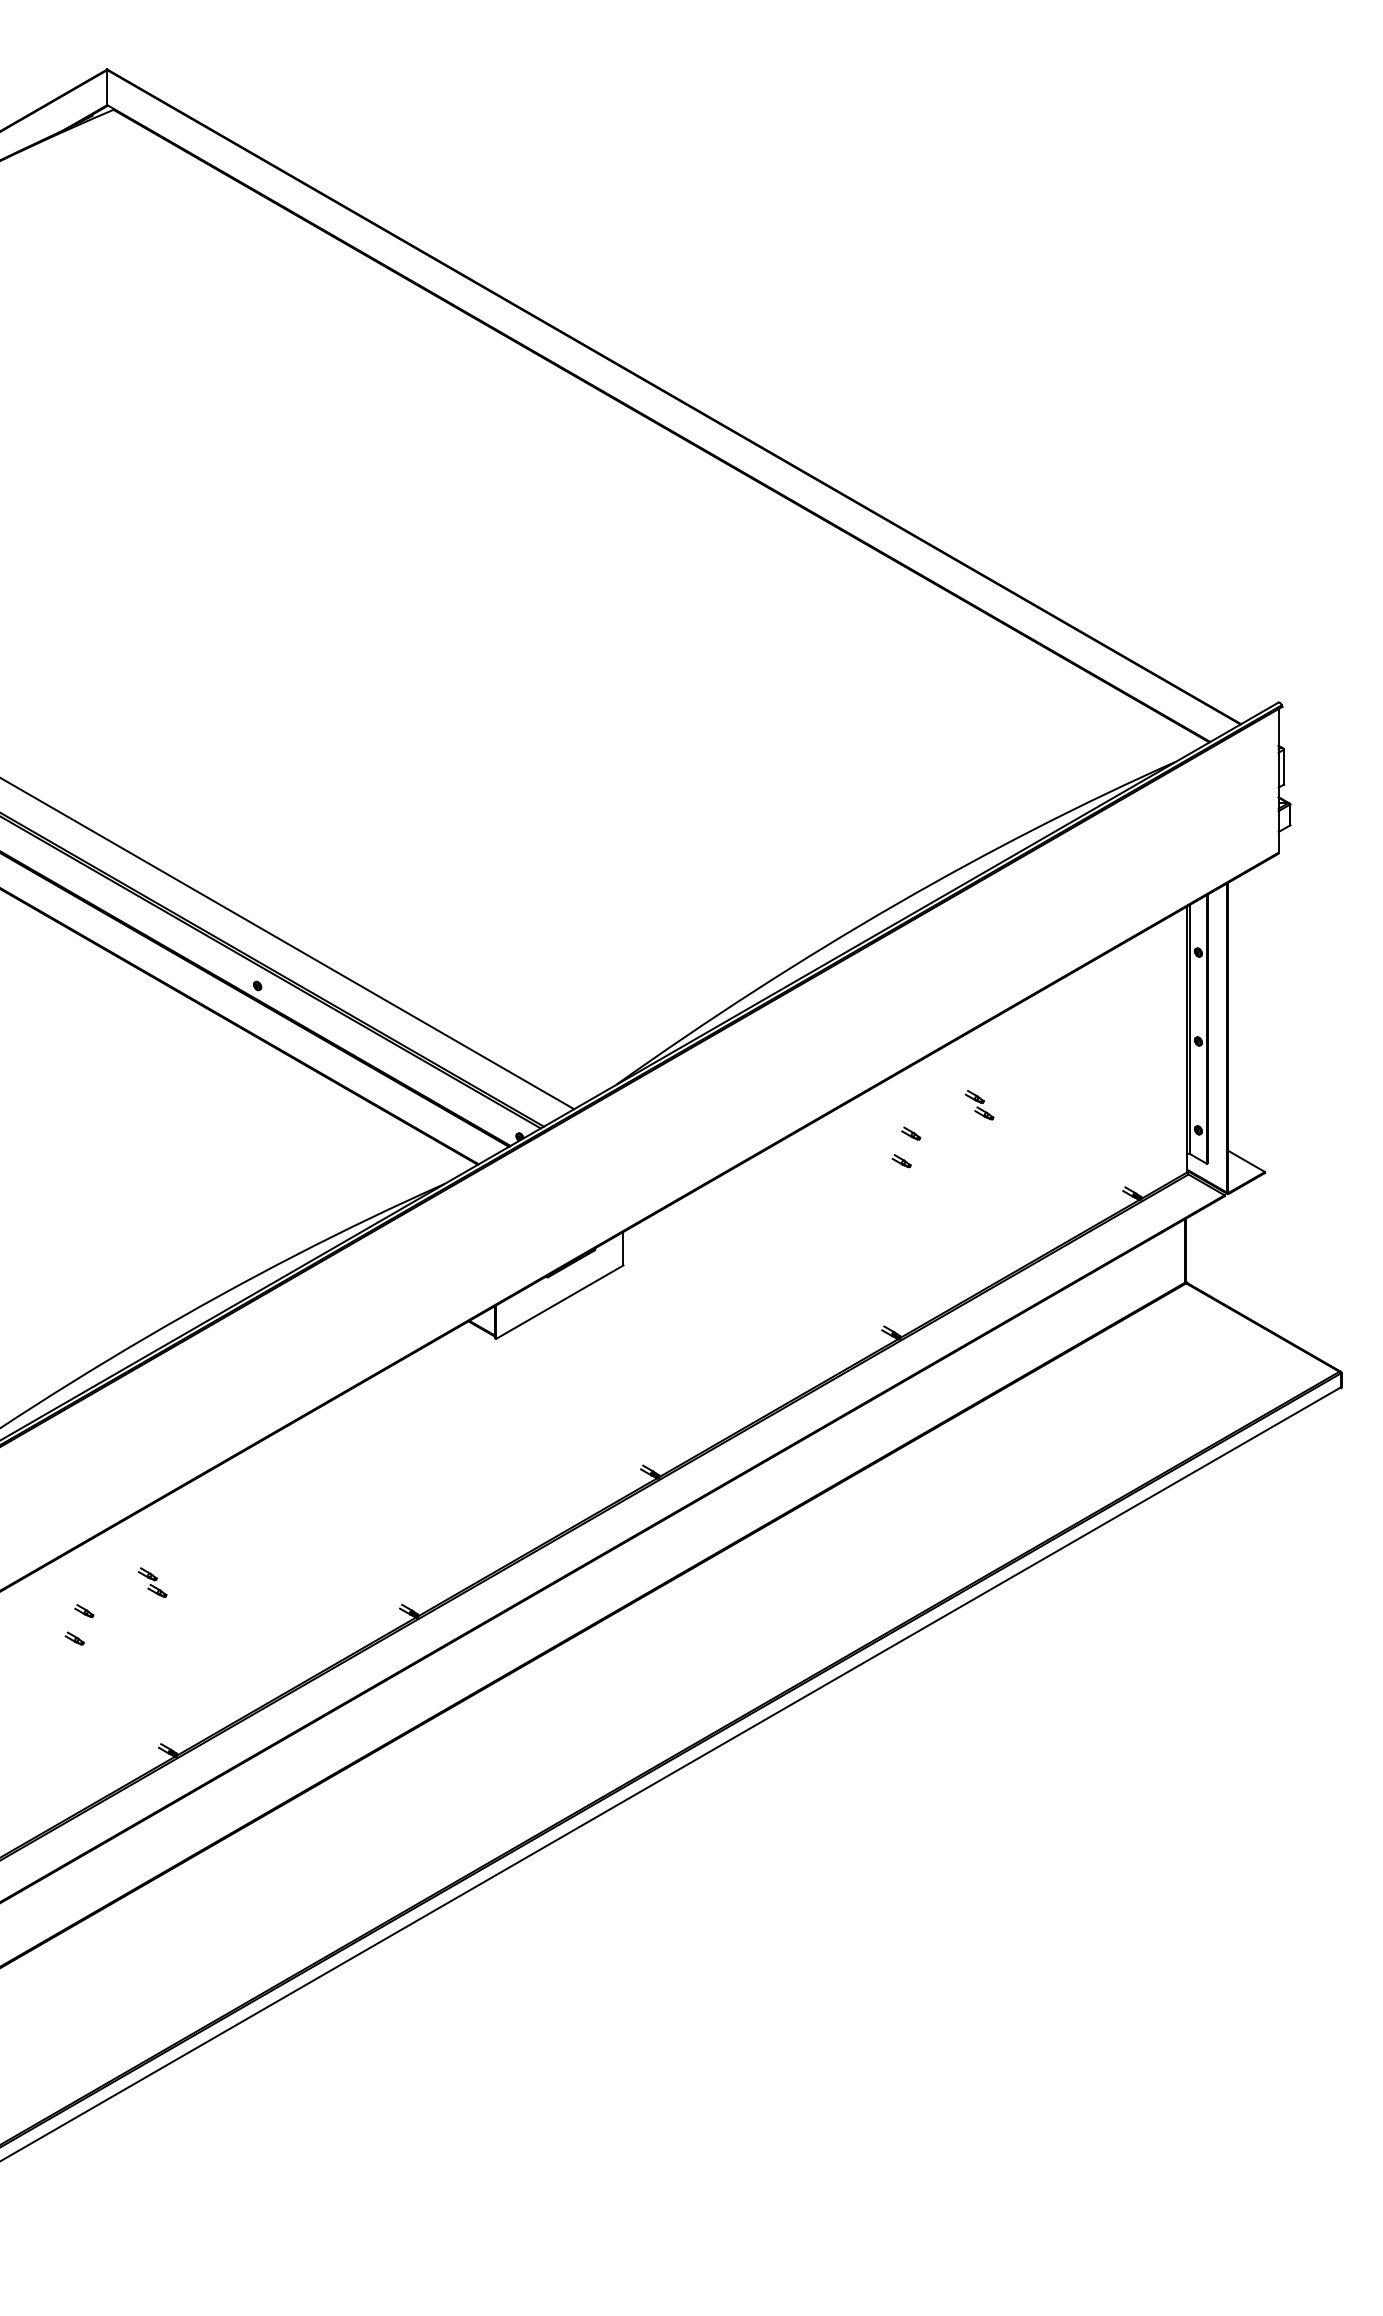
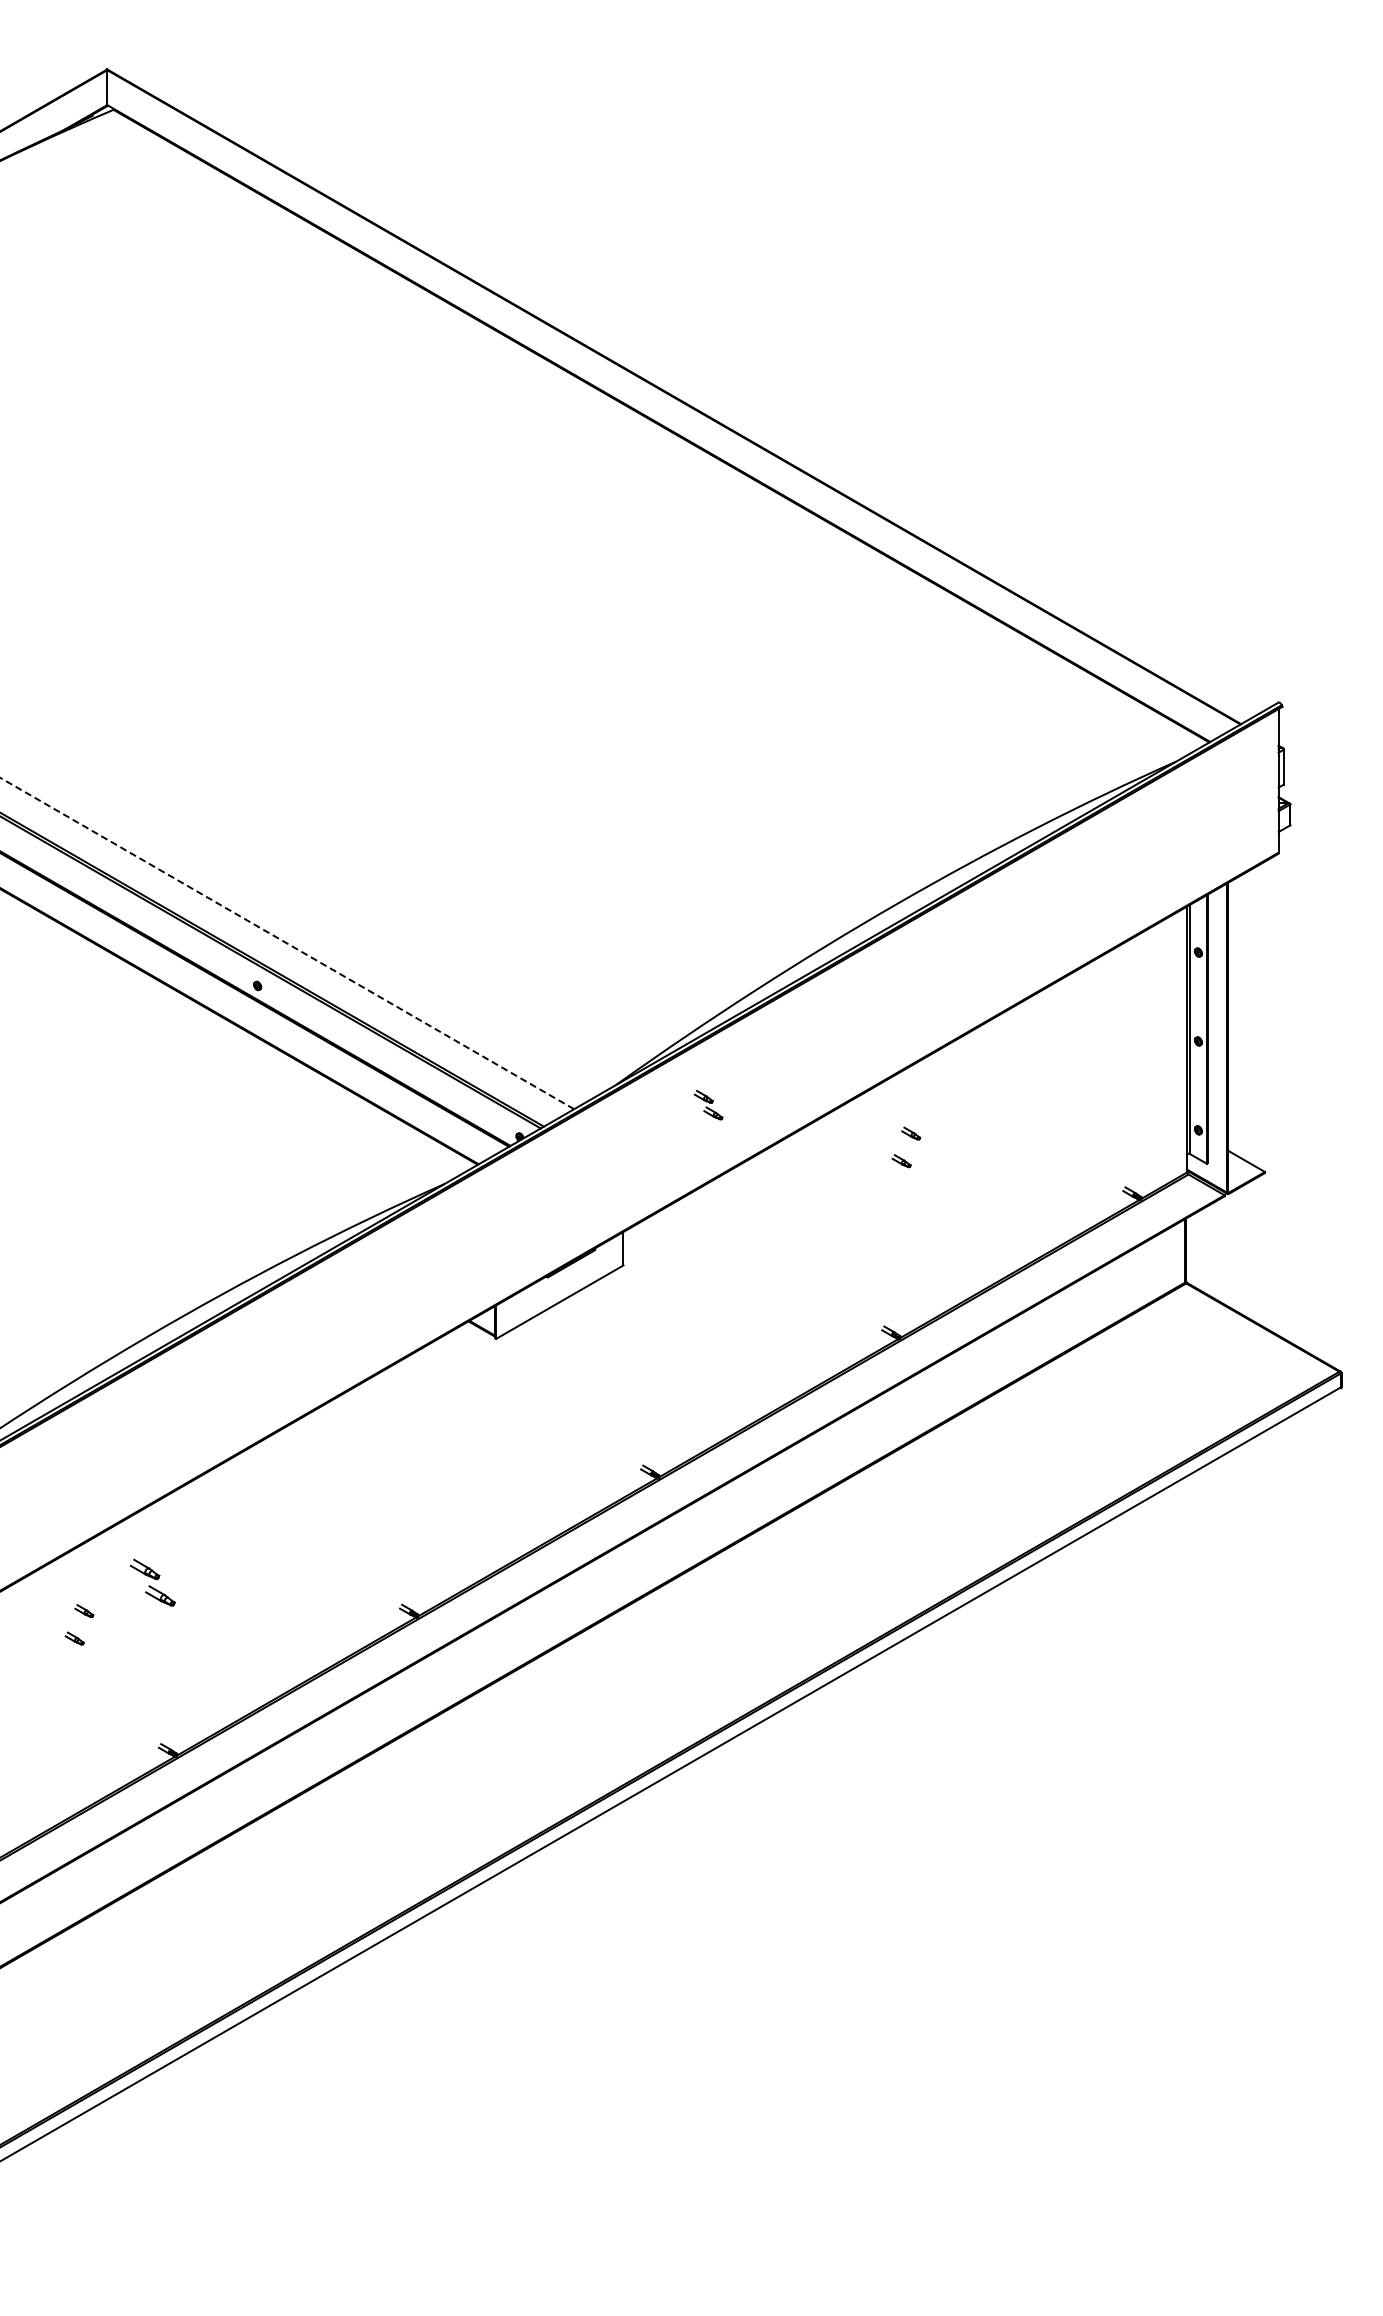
line: solid -> dashed (286, 943)
part position: (979, 1104) -> (708, 1104) (708, 1104)
part size: 31x31 px -> 47x49 px (152, 1582)
